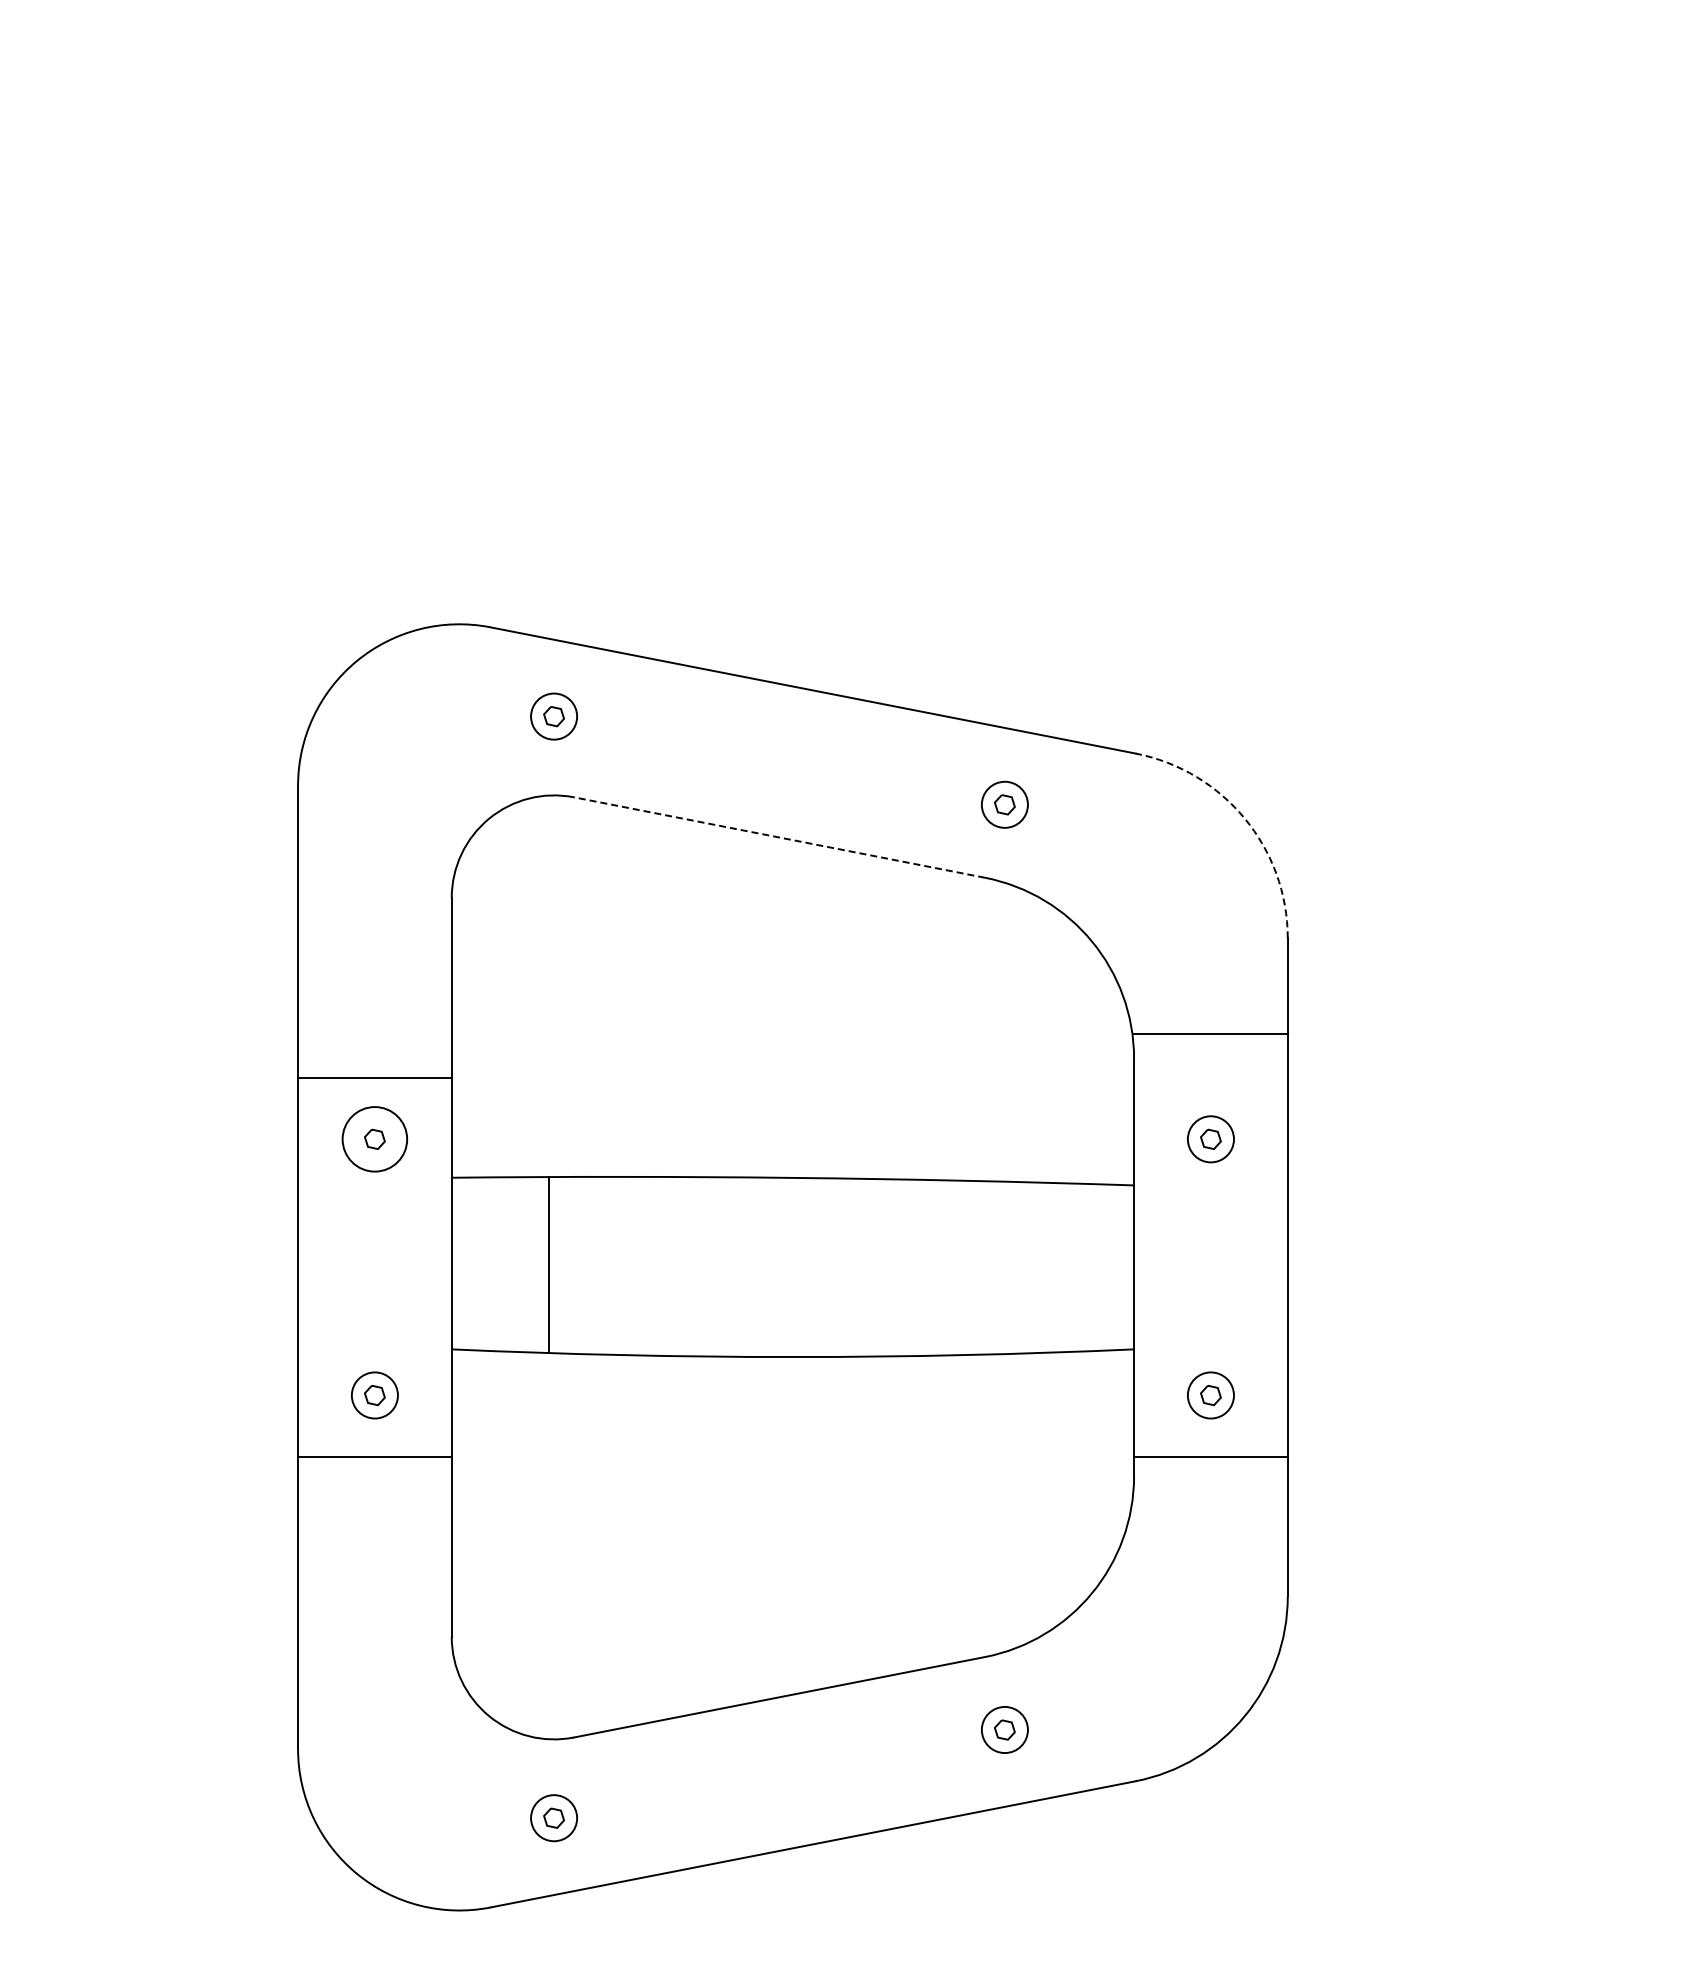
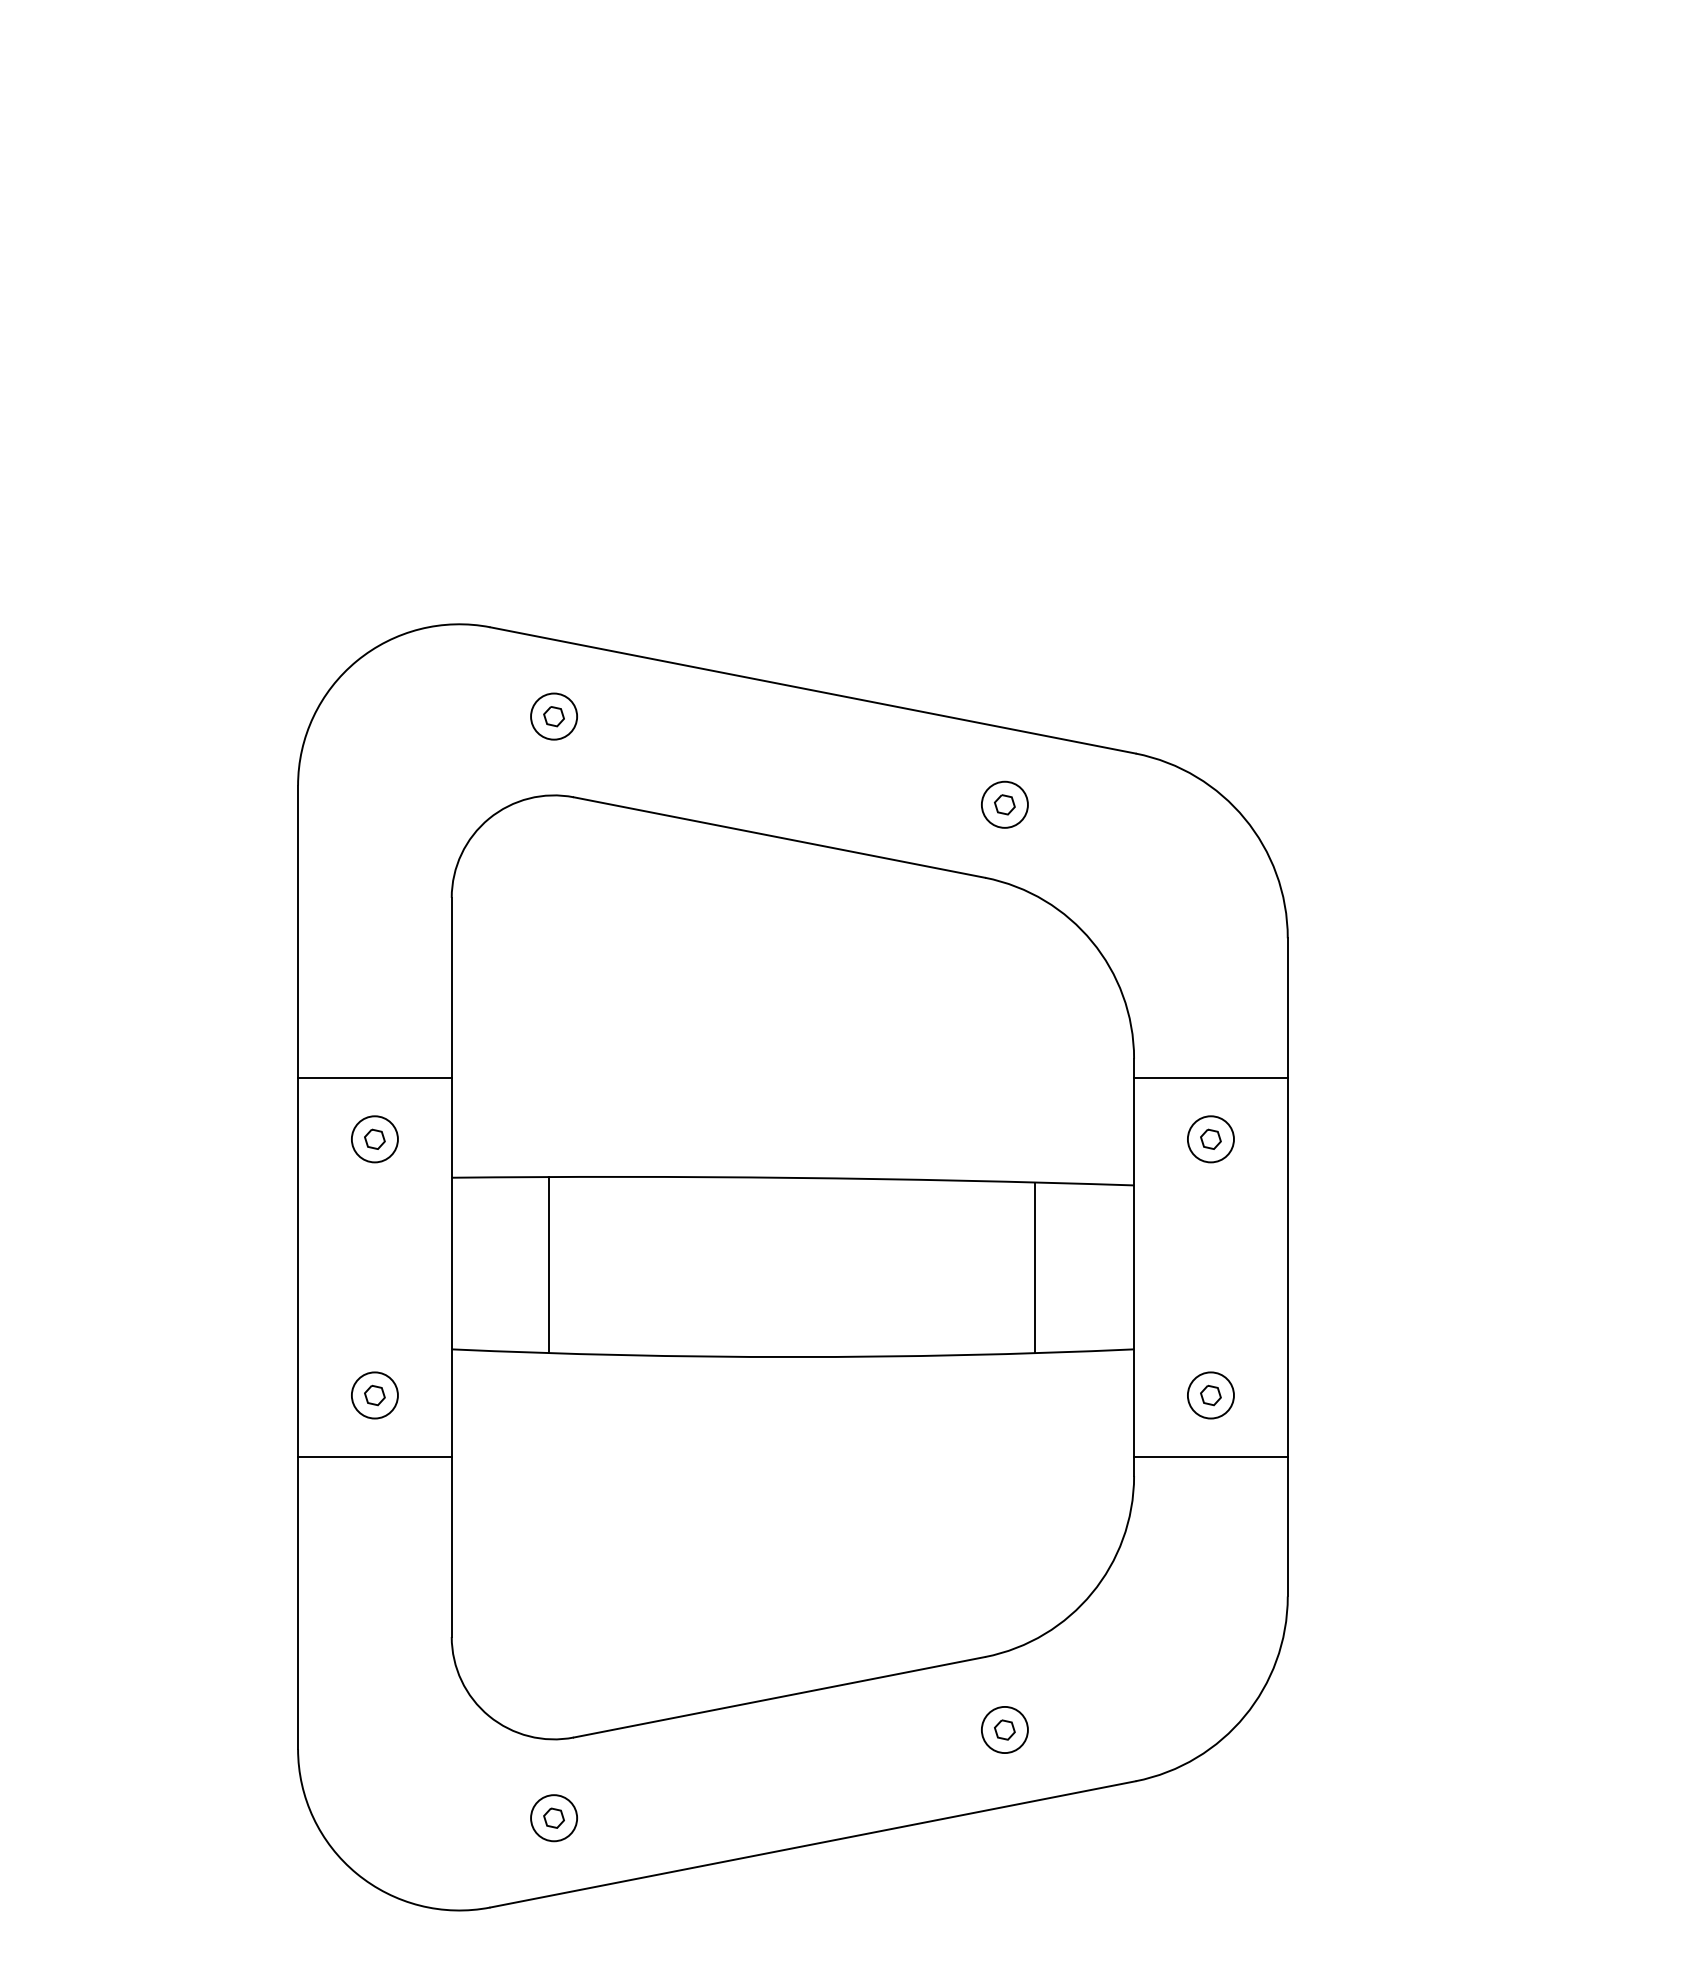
arc: dashed -> solid (1244, 818)
line: dashed -> solid (779, 837)
line position: (1210, 1033) -> (1210, 1077) (1210, 1077)
circle diameter: 65 px -> 46 px (374, 1139)
line: none -> present (1035, 1267)
